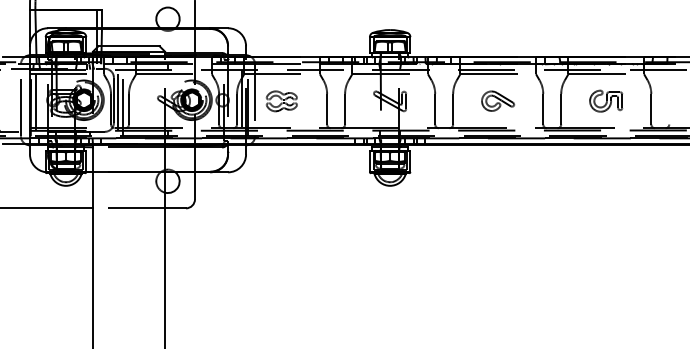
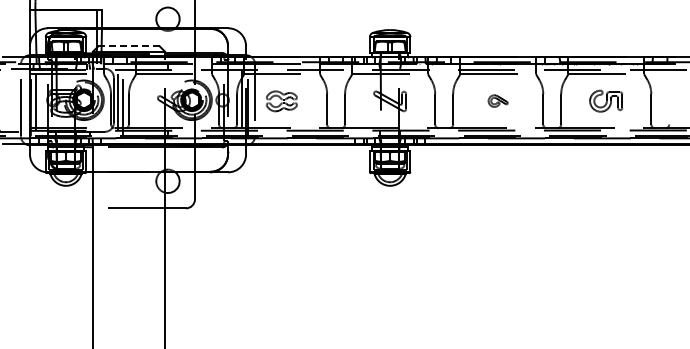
line: solid -> dashed (129, 46)
part size: 35x22 px -> 22x14 px (497, 100)
line: present -> none (47, 208)
